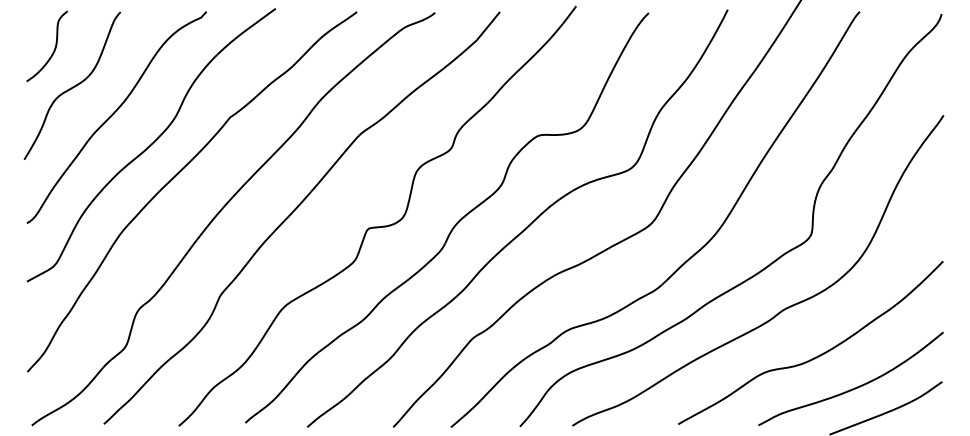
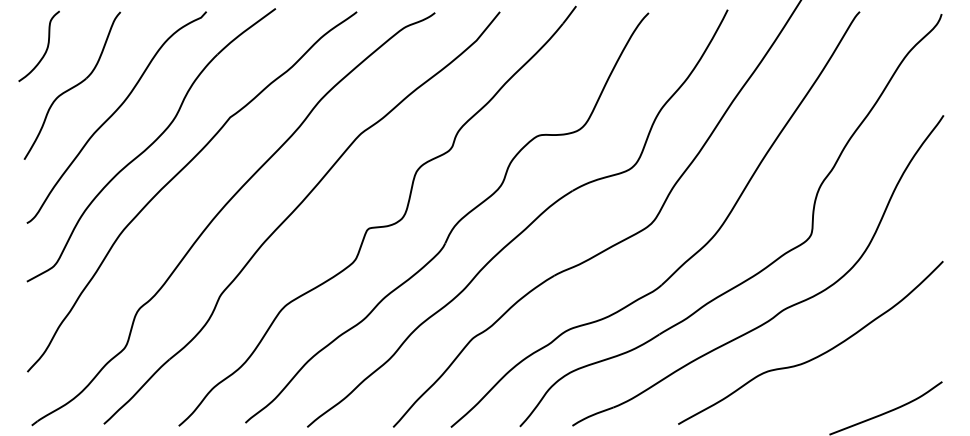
curve position: (54, 47) -> (46, 47) (46, 47)
part: present -> none (854, 387)
